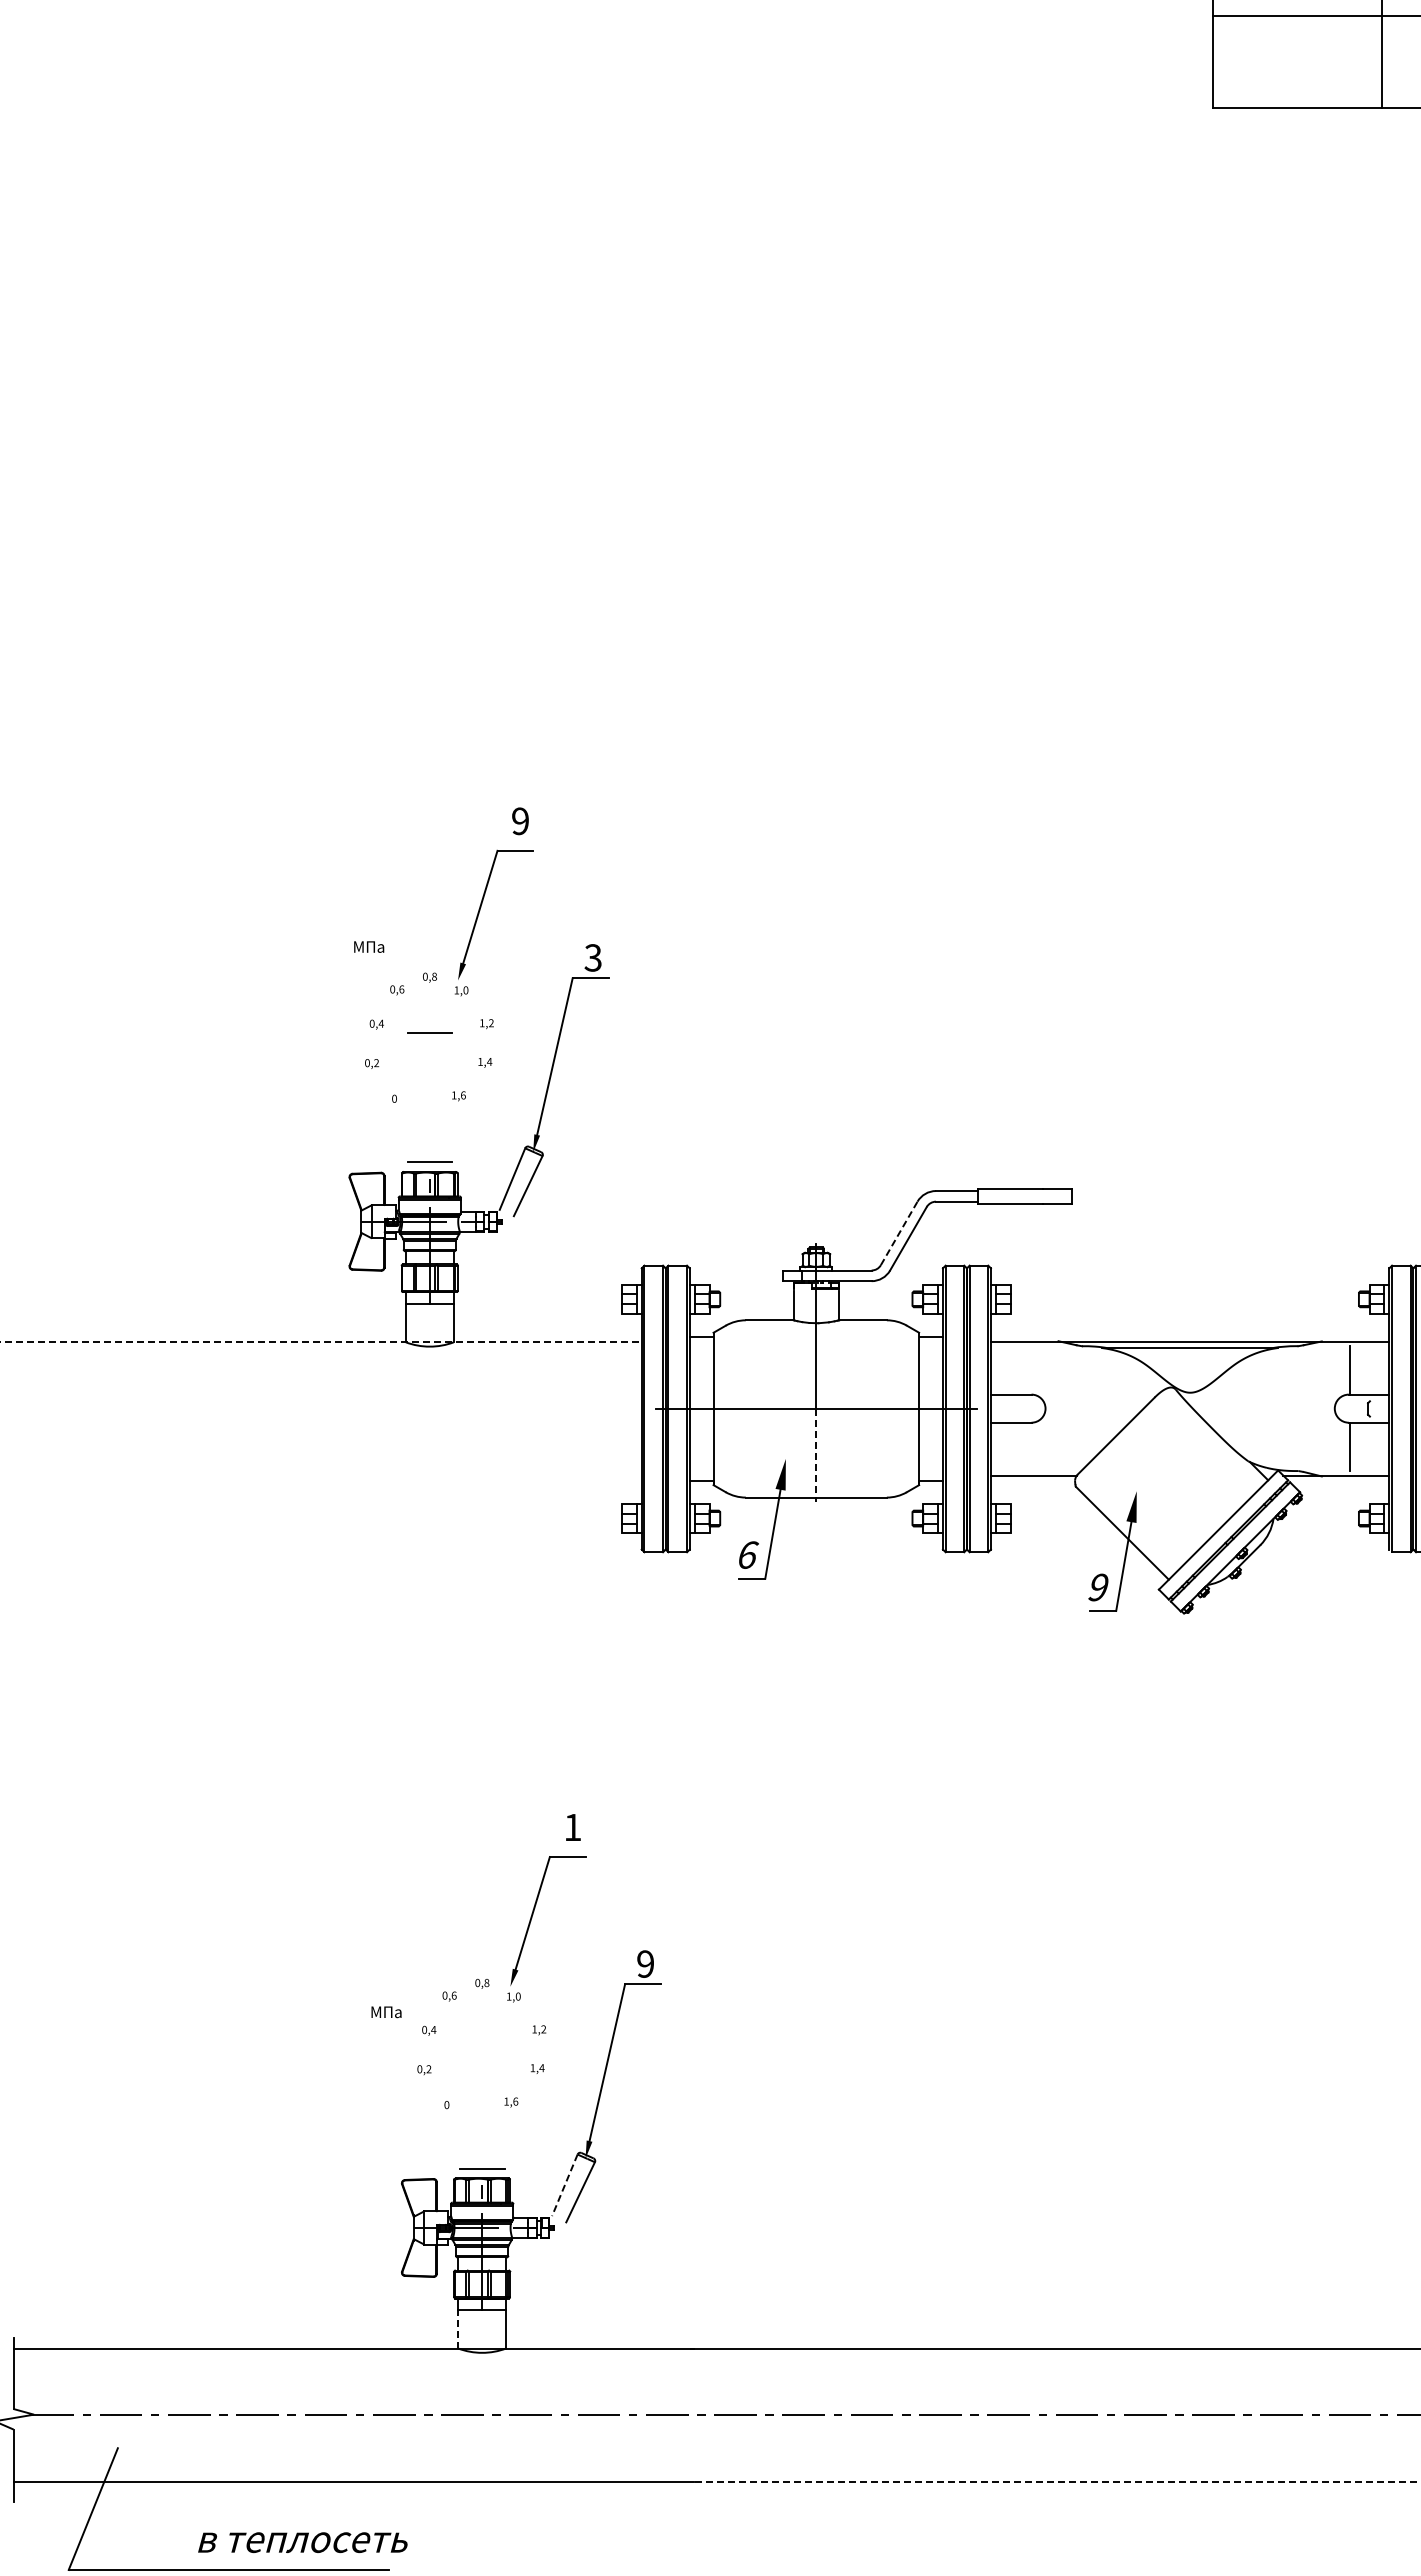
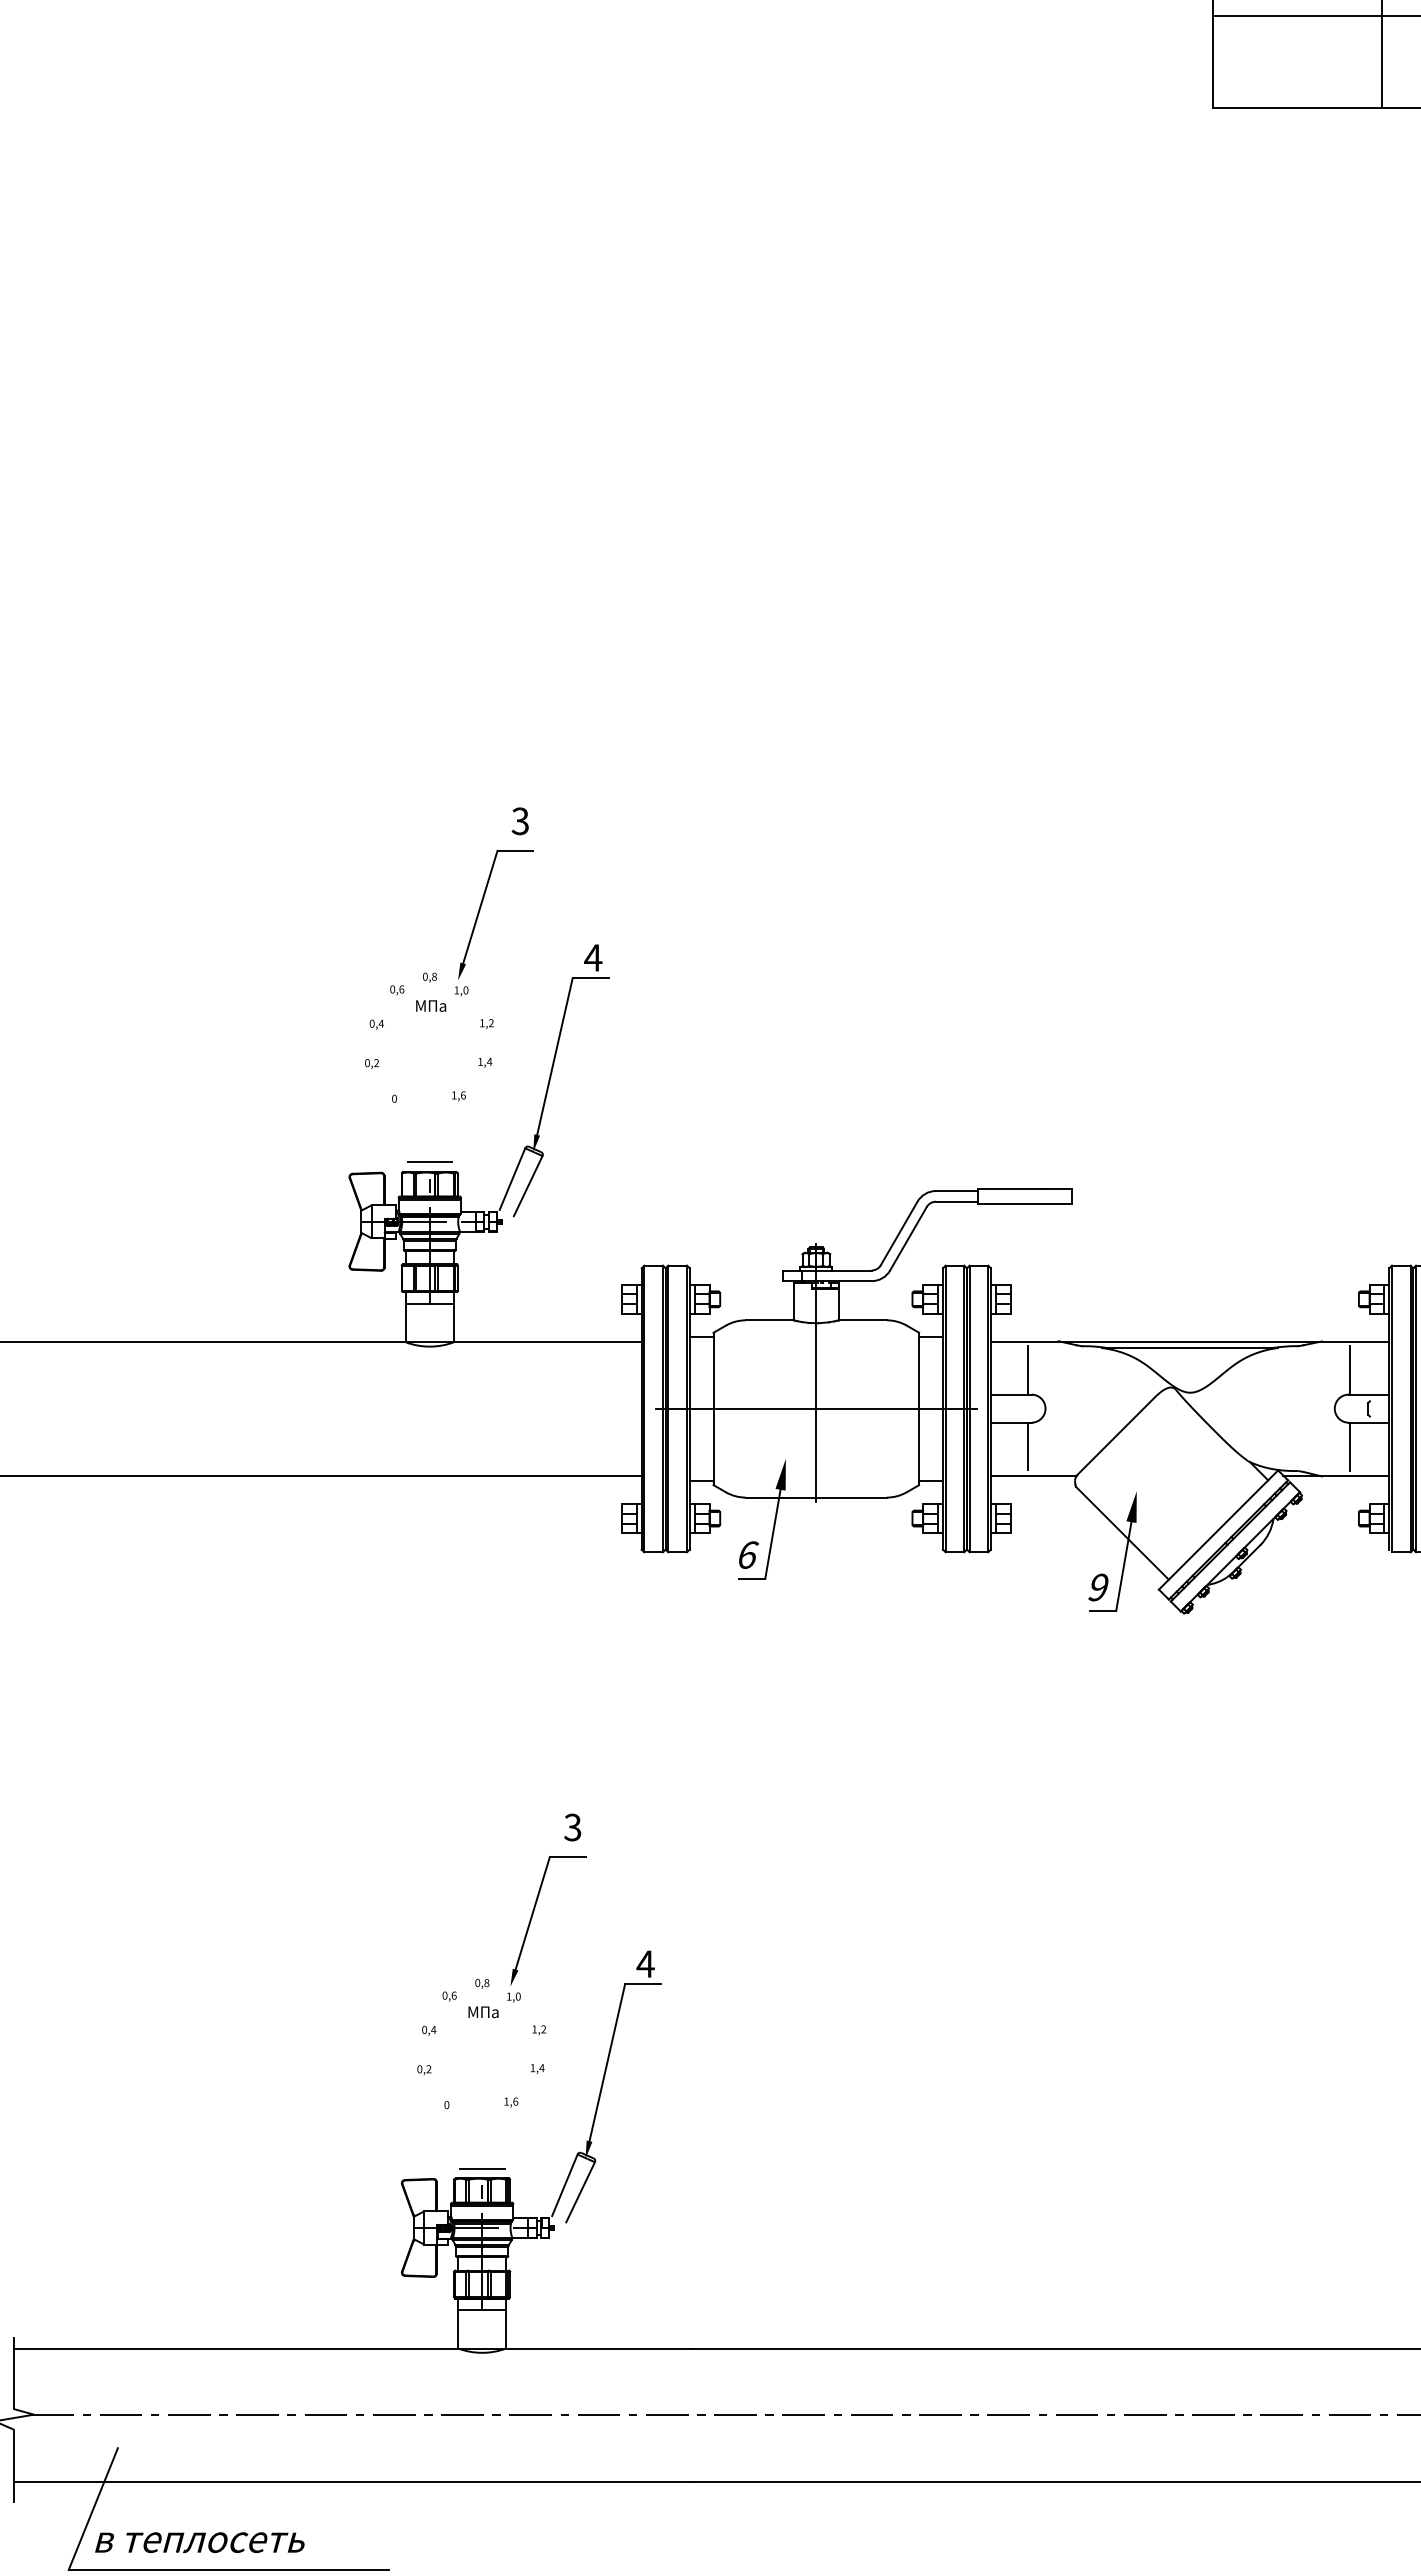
text: 9 -> 3 (519, 821)
text position: (369, 946) -> (431, 1005) (431, 1005)
text: 3 -> 4 (593, 957)
line: present -> none (429, 1032)
line: dashed -> solid (899, 1233)
line: dashed -> solid (320, 1342)
line: none -> present (1028, 1370)
line: none -> present (1028, 1446)
line: dashed -> solid (816, 1455)
line: none -> present (321, 1475)
text: 1 -> 3 (572, 1827)
text: 9 -> 4 (645, 1963)
text position: (386, 2012) -> (483, 2012) (483, 2012)
line: dashed -> solid (564, 2185)
line: dashed -> solid (458, 2328)
line: dashed -> solid (1057, 2481)
text position: (302, 2542) -> (199, 2542) (199, 2542)
